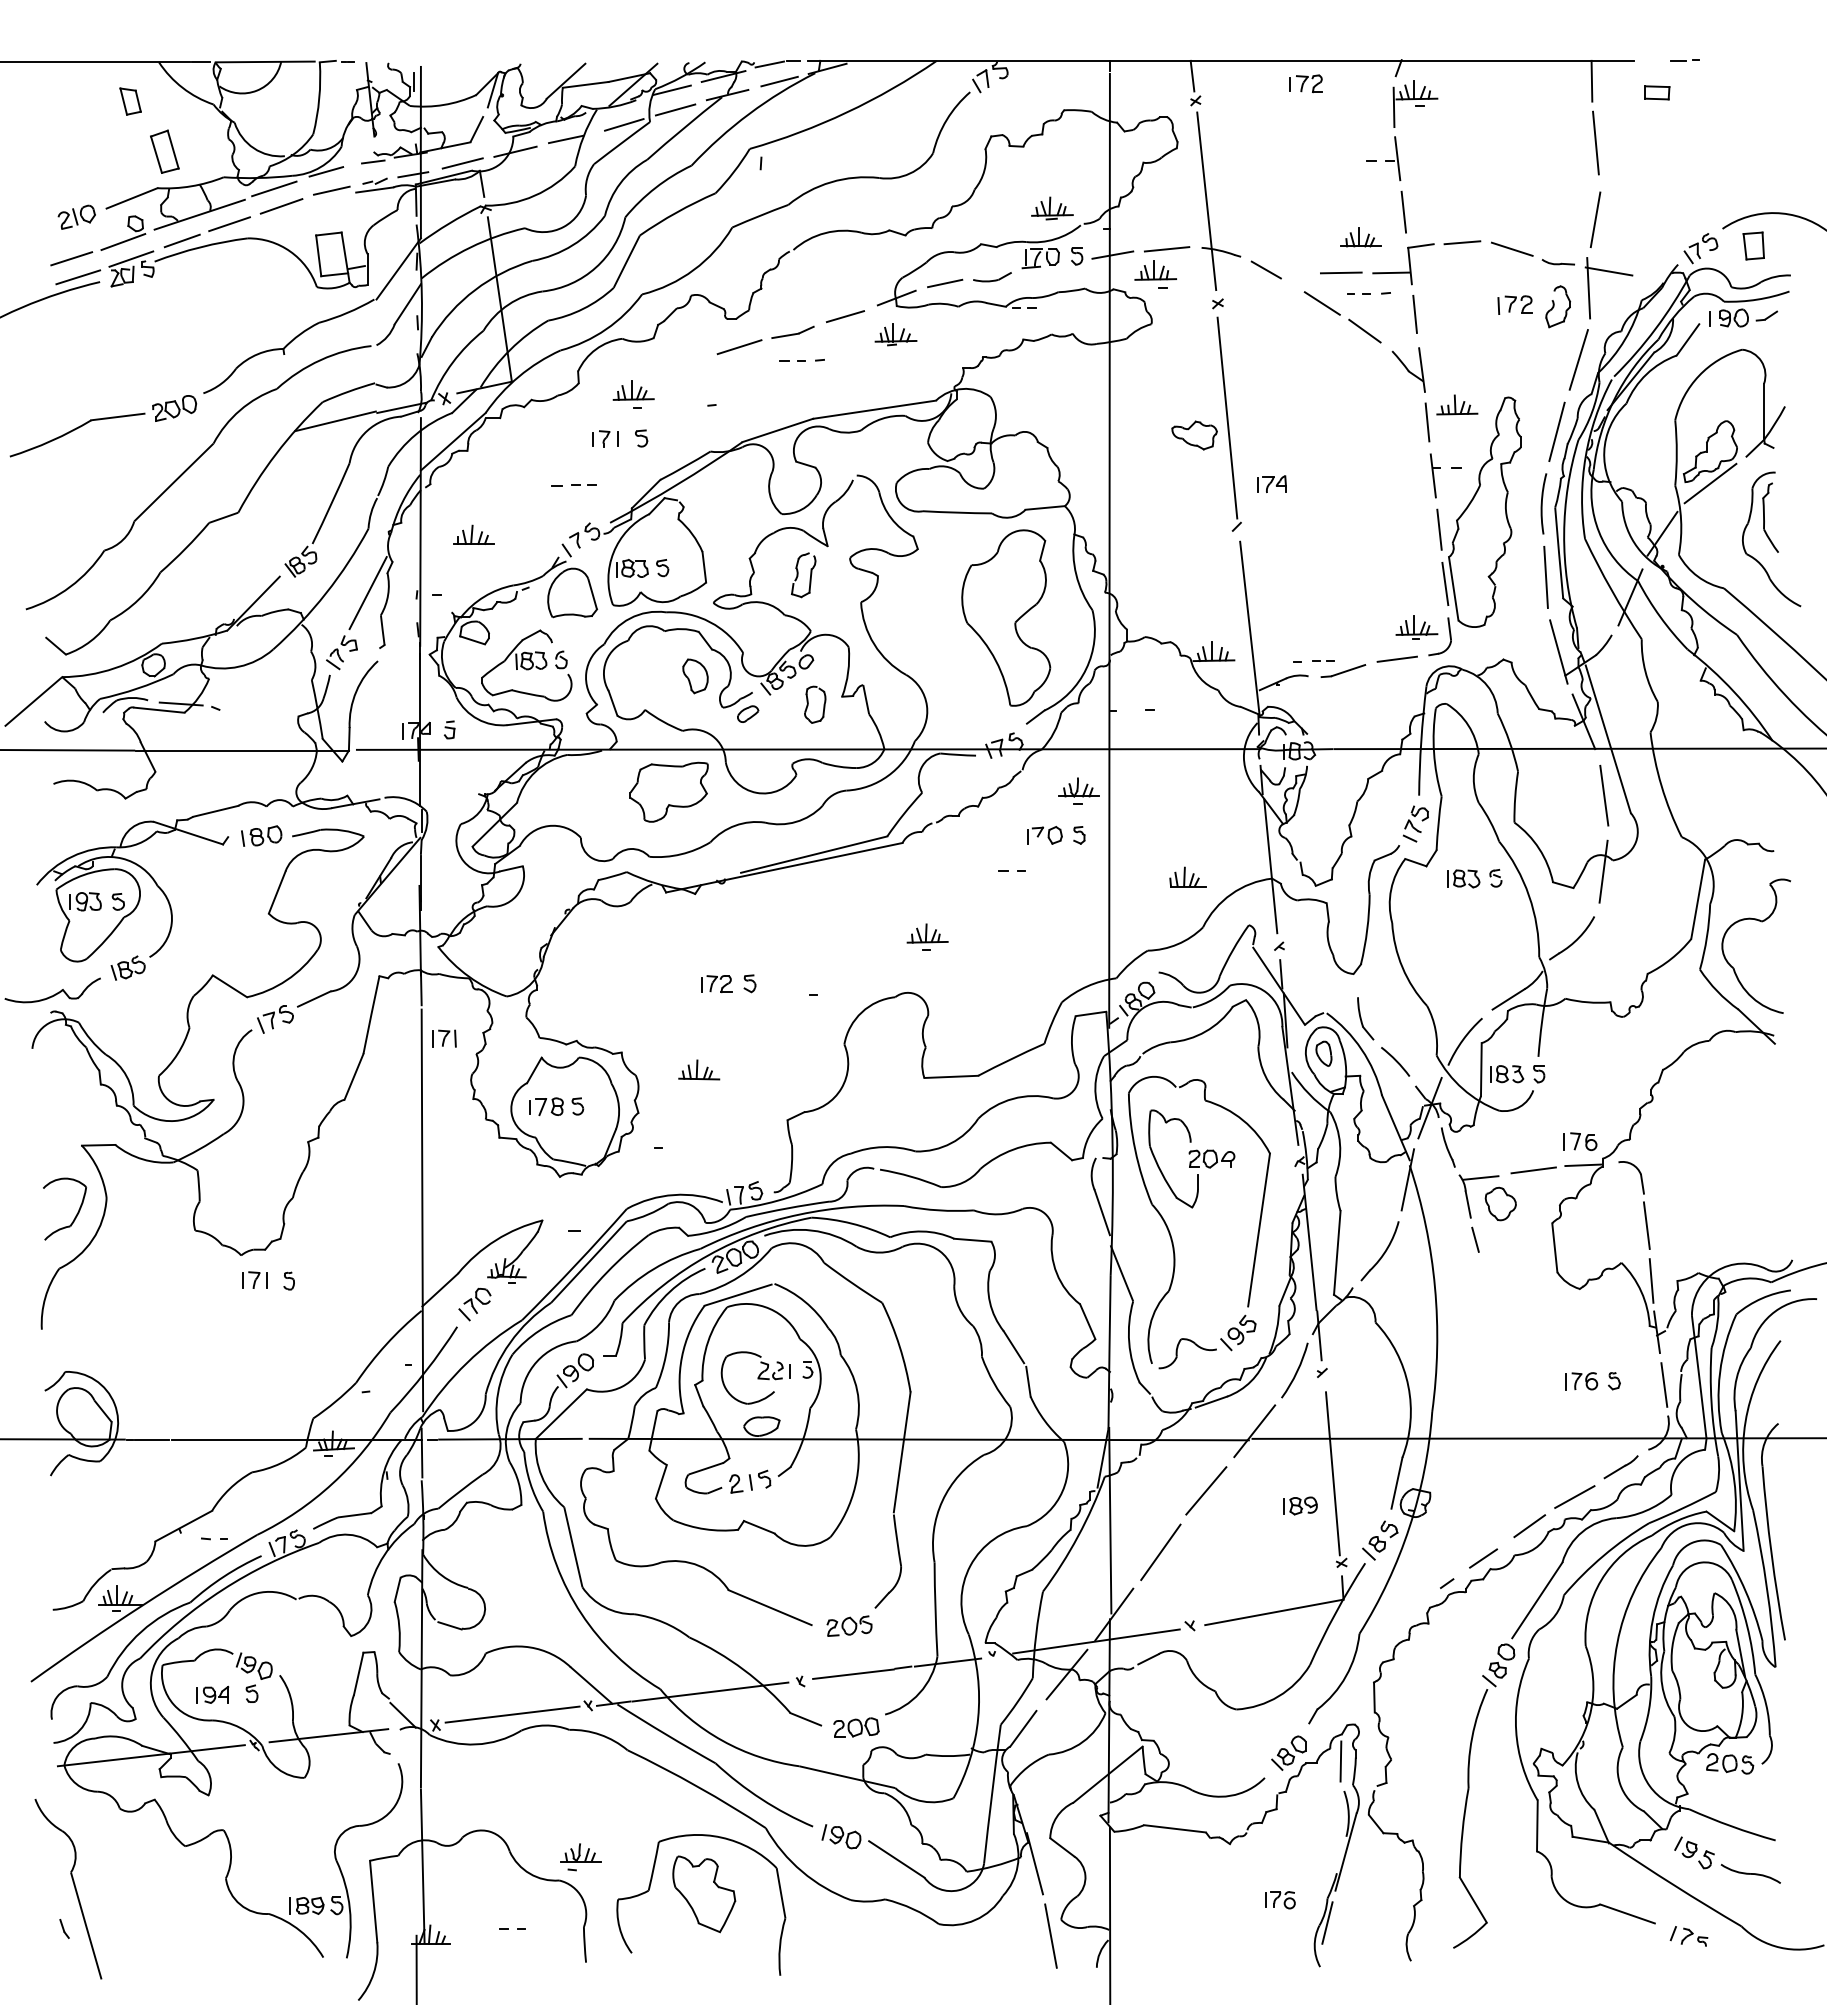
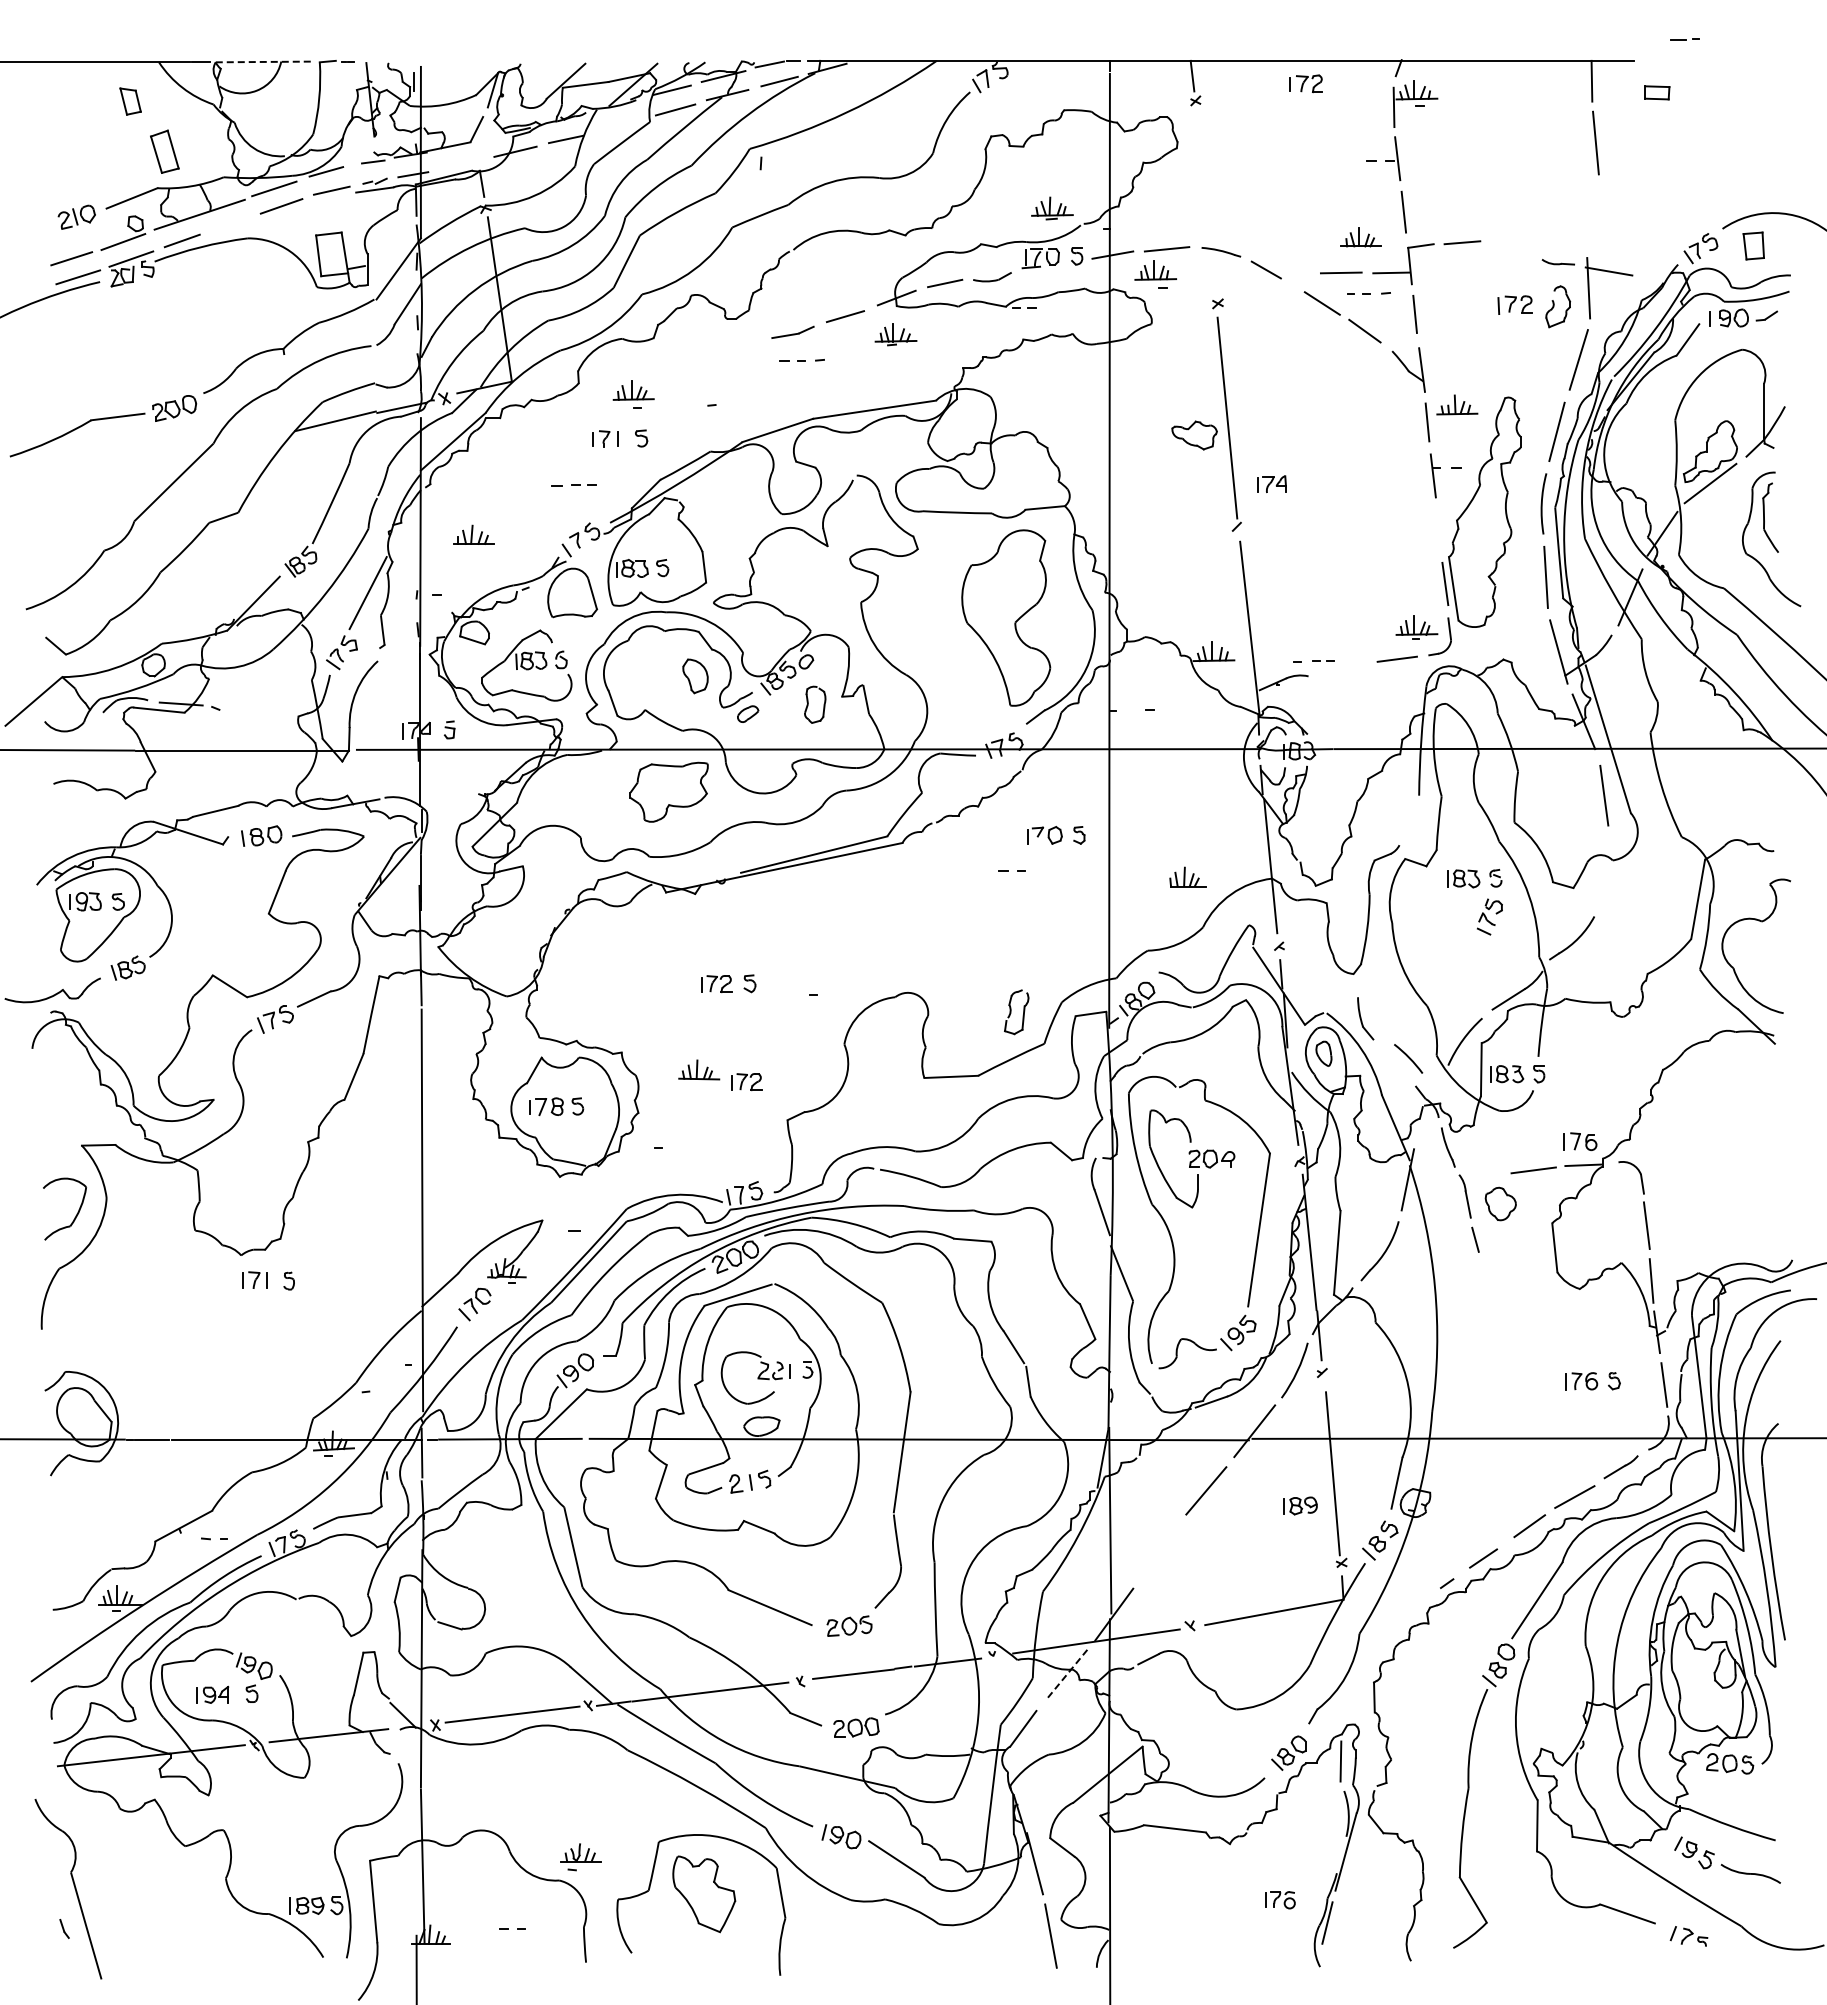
line position: (1684, 60) -> (1684, 39) (1684, 39)
line: solid -> dashed (265, 61)
line: present -> none (624, 124)
line: present -> none (462, 163)
line: present -> none (1206, 201)
line: present -> none (1595, 219)
line: present -> none (229, 224)
line: present -> none (1511, 248)
line: present -> none (739, 347)
line: present -> none (1439, 529)
part position: (803, 575) -> (1016, 1012) (1016, 1012)
part: present -> none (1343, 670)
part: present -> none (1078, 790)
part position: (1415, 823) -> (1489, 916) (1489, 916)
line: present -> none (1603, 871)
part: present -> none (927, 936)
part: present -> none (444, 1038)
line position: (1395, 1061) -> (1408, 1058) (1408, 1058)
part: none -> present (746, 1082)
line: present -> none (1429, 1107)
line: present -> none (1480, 1177)
line: present -> none (1160, 1552)
line: solid -> dashed (1066, 1674)
